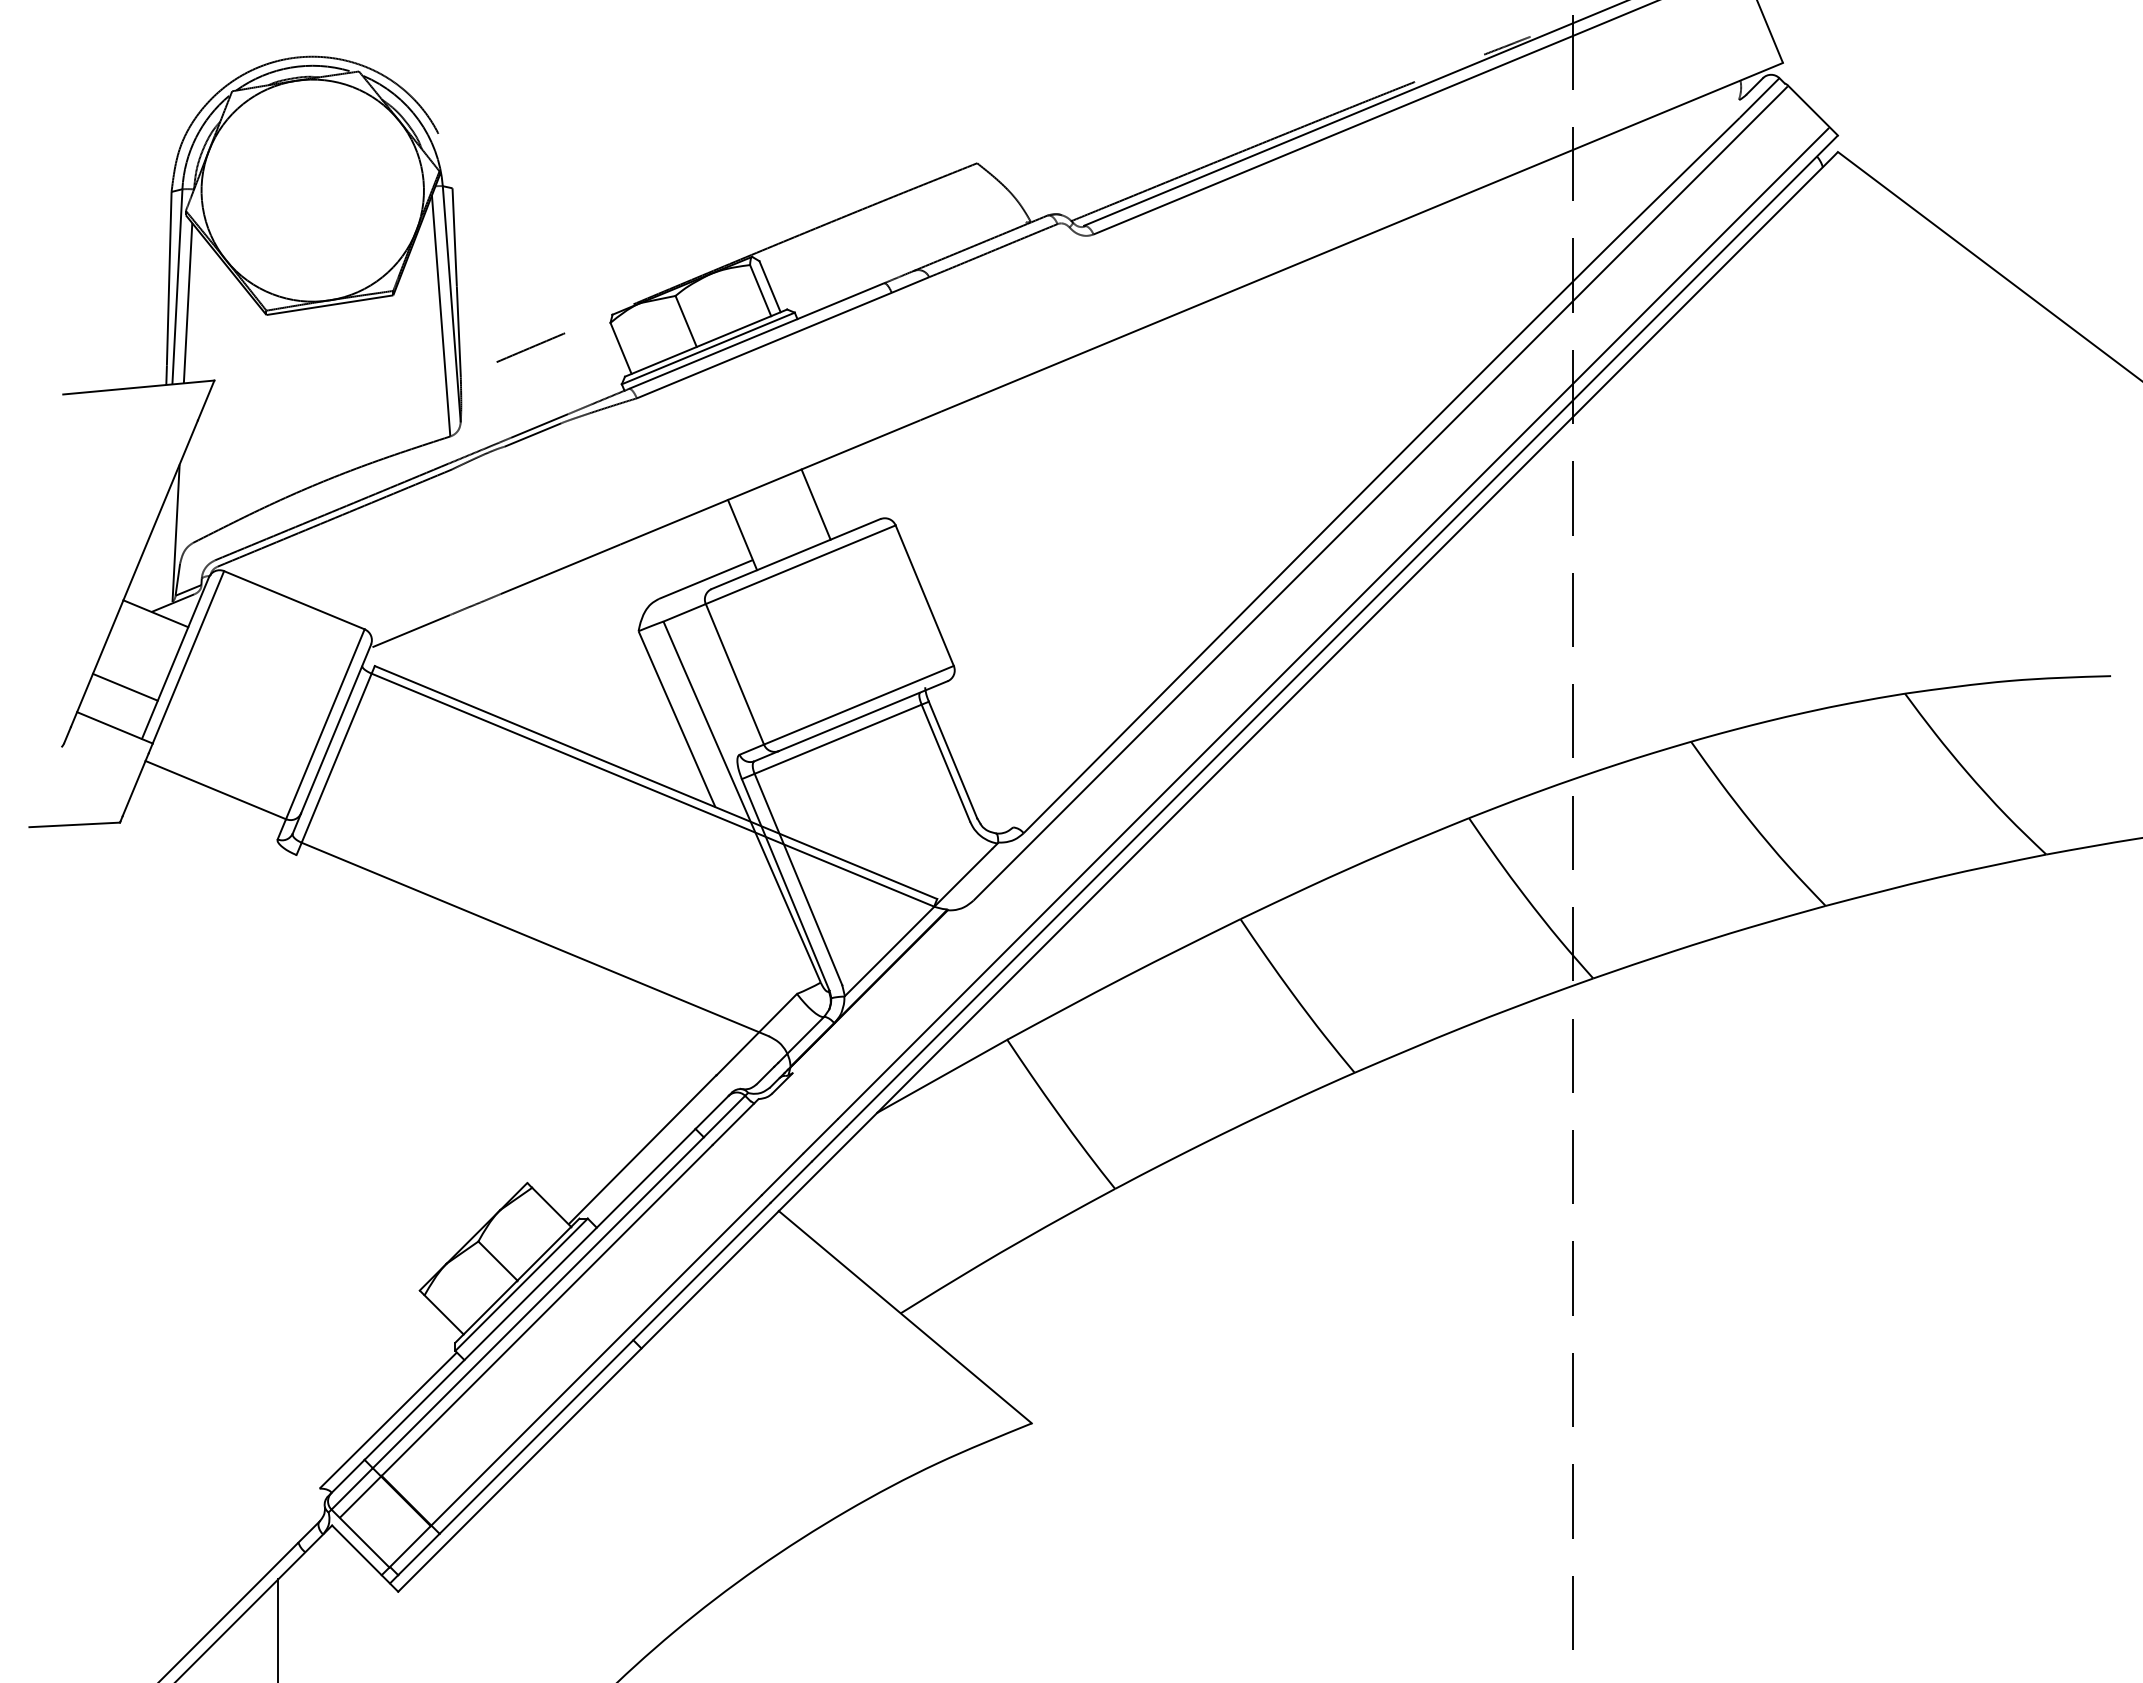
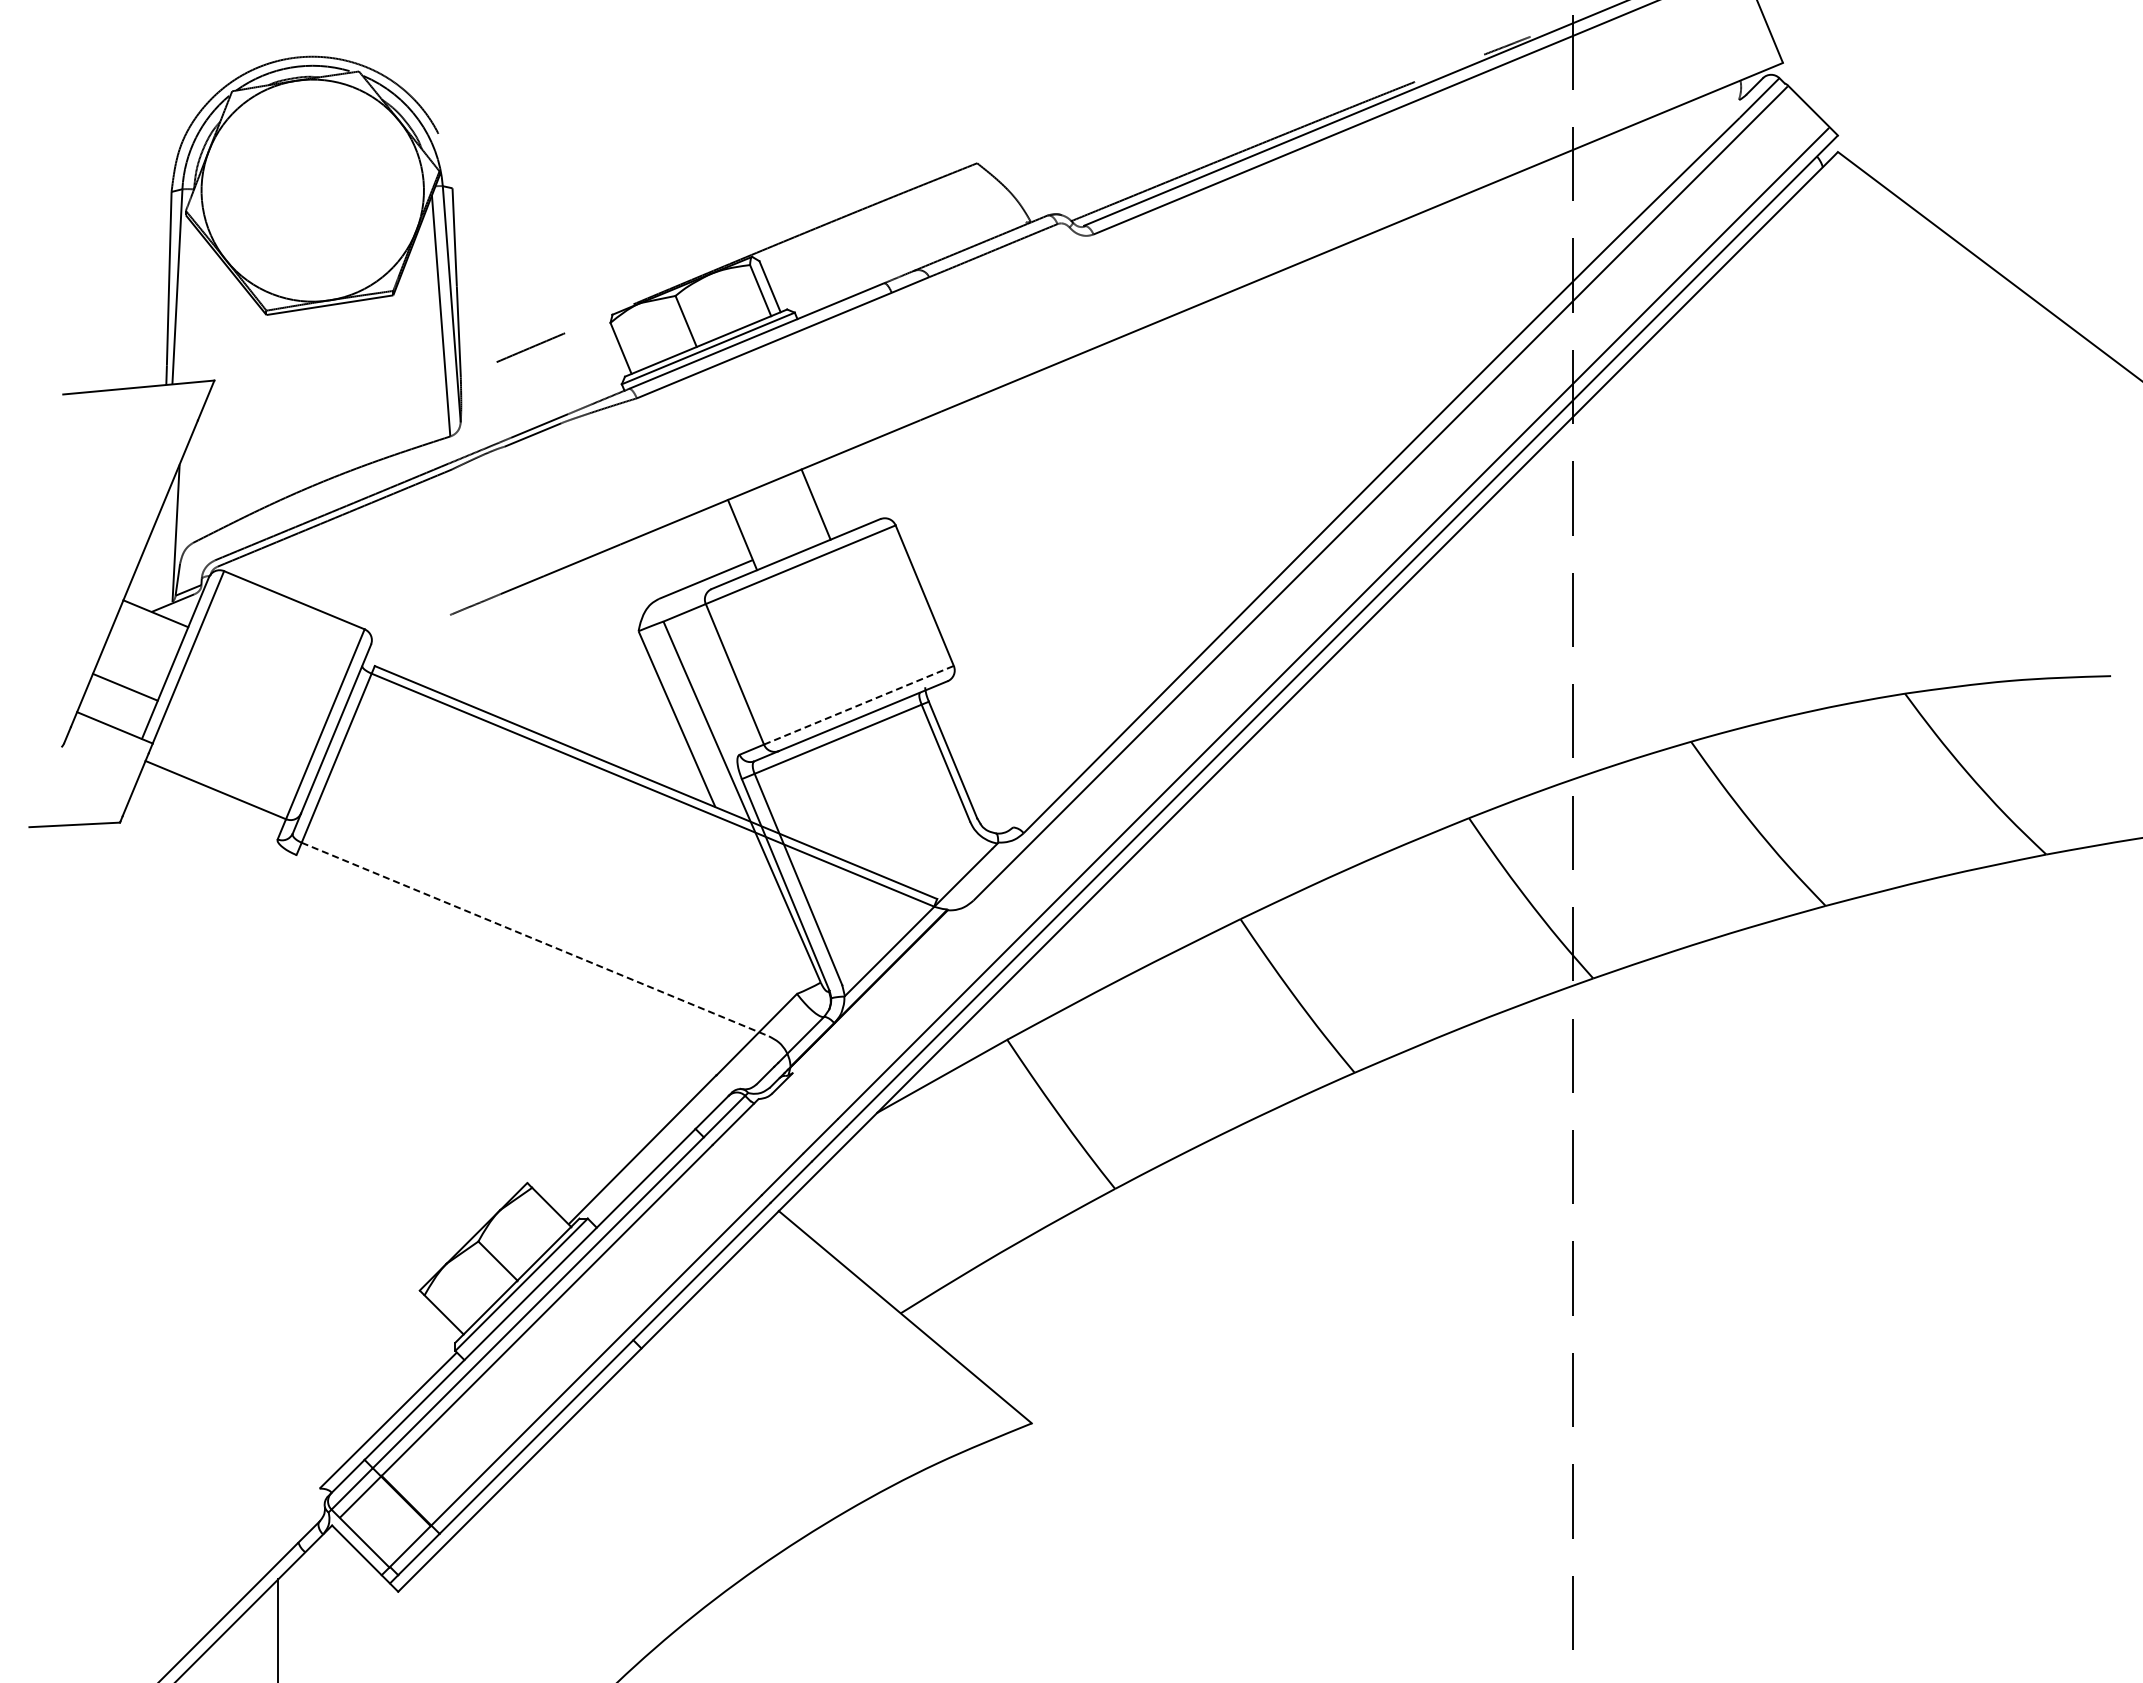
line: present -> none (187, 303)
line: present -> none (411, 631)
line: solid -> dashed (858, 705)
line: solid -> dashed (535, 939)
